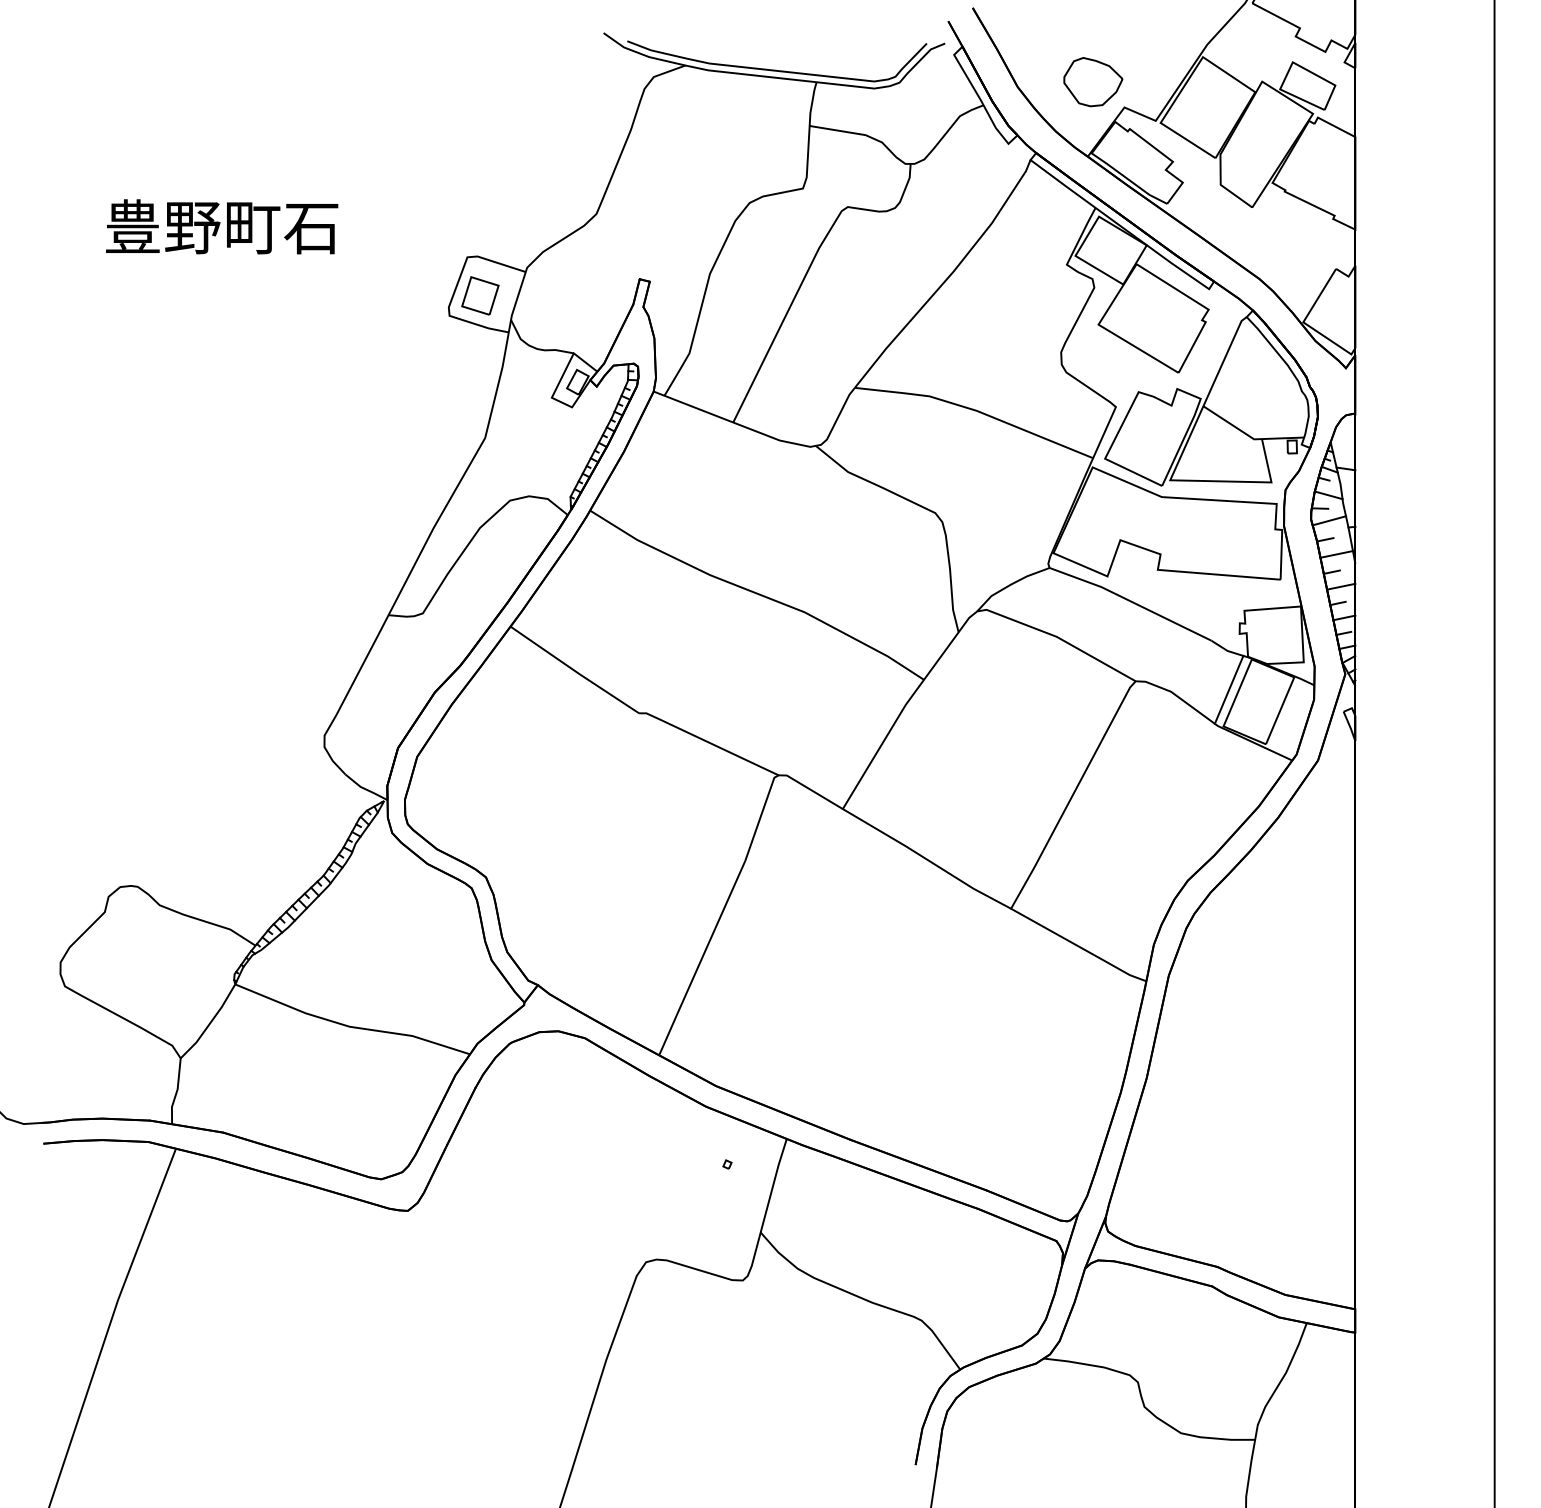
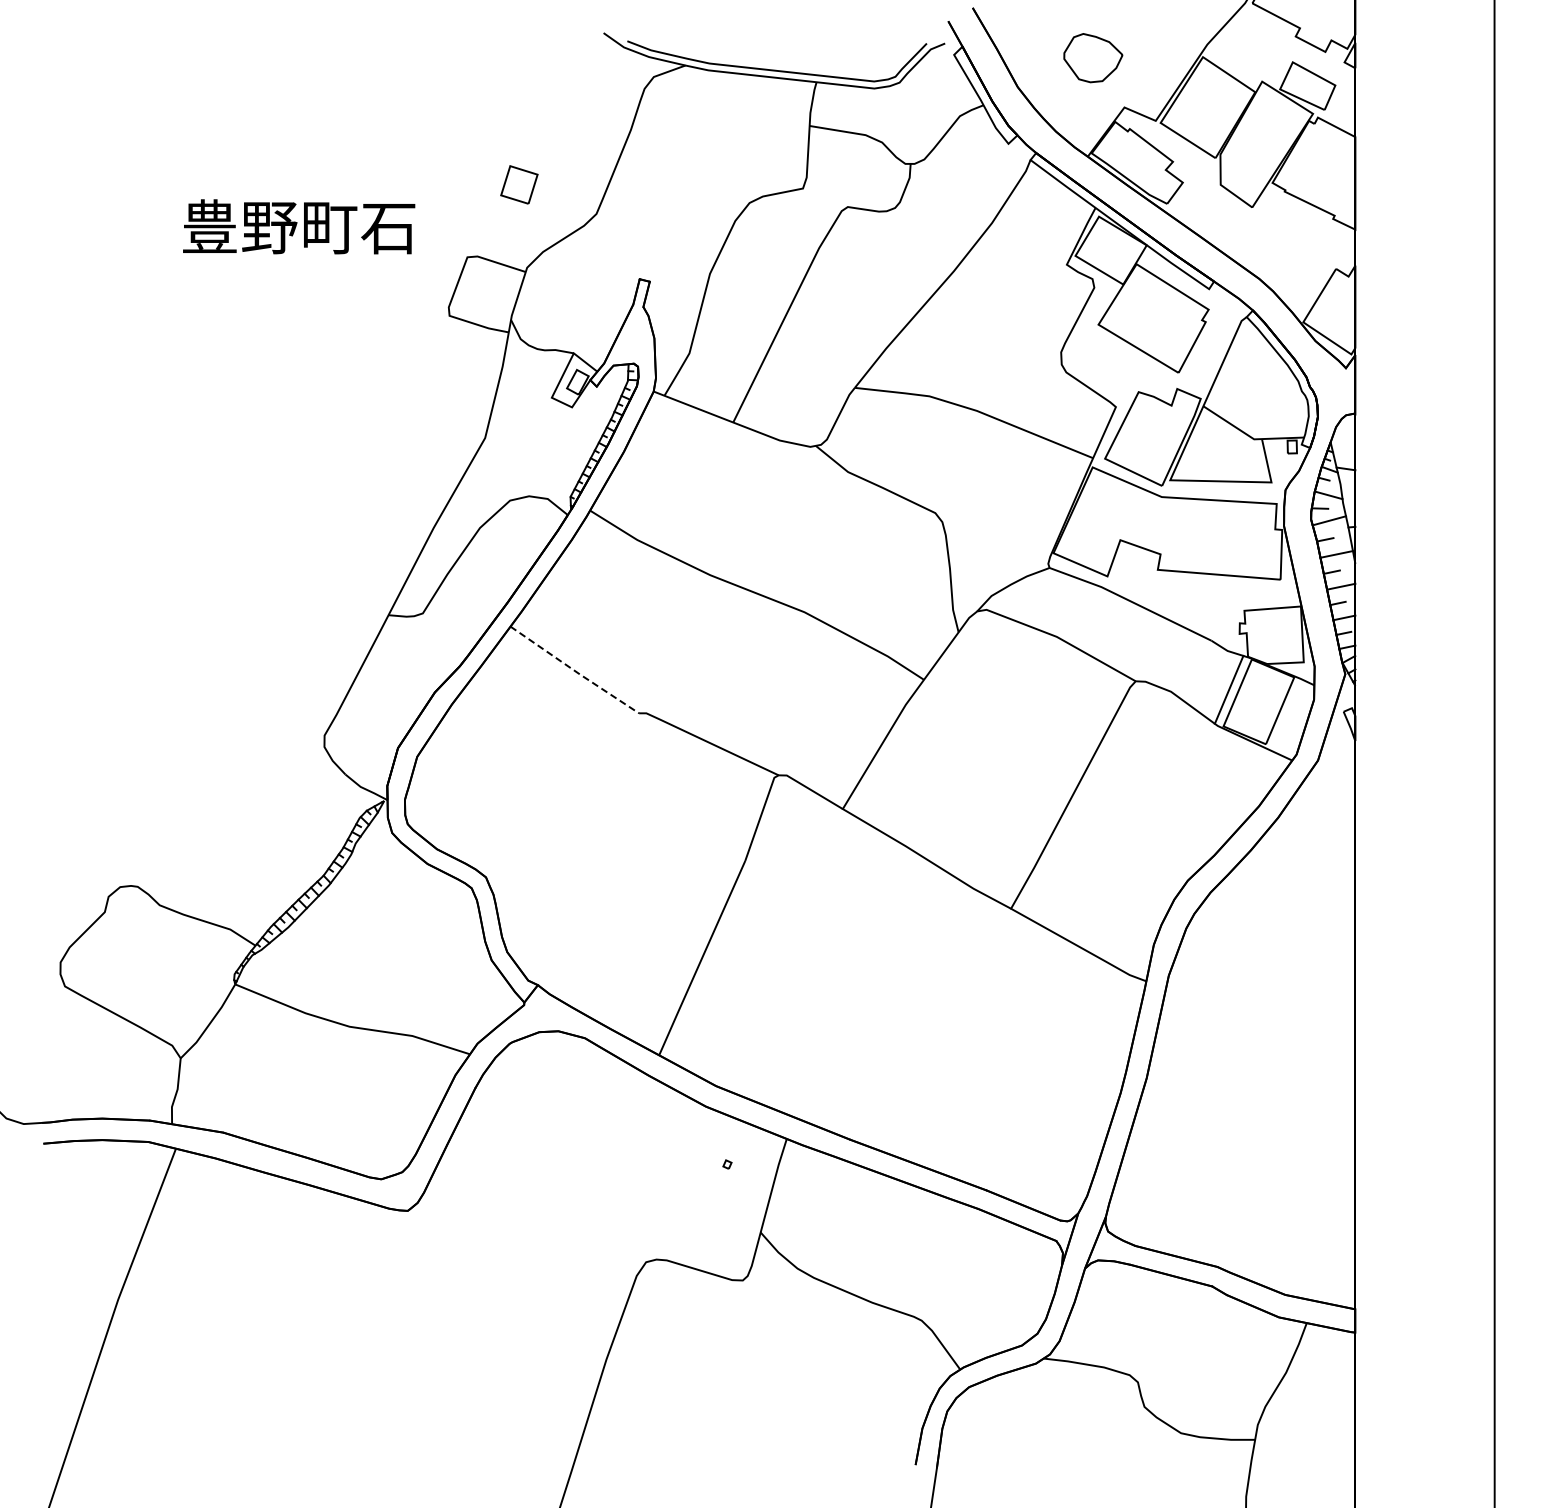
part position: (1093, 82) -> (1093, 58) (1093, 58)
text position: (222, 226) -> (299, 226) (299, 226)
part position: (480, 295) -> (519, 184) (519, 184)
line: solid -> dashed (574, 670)
